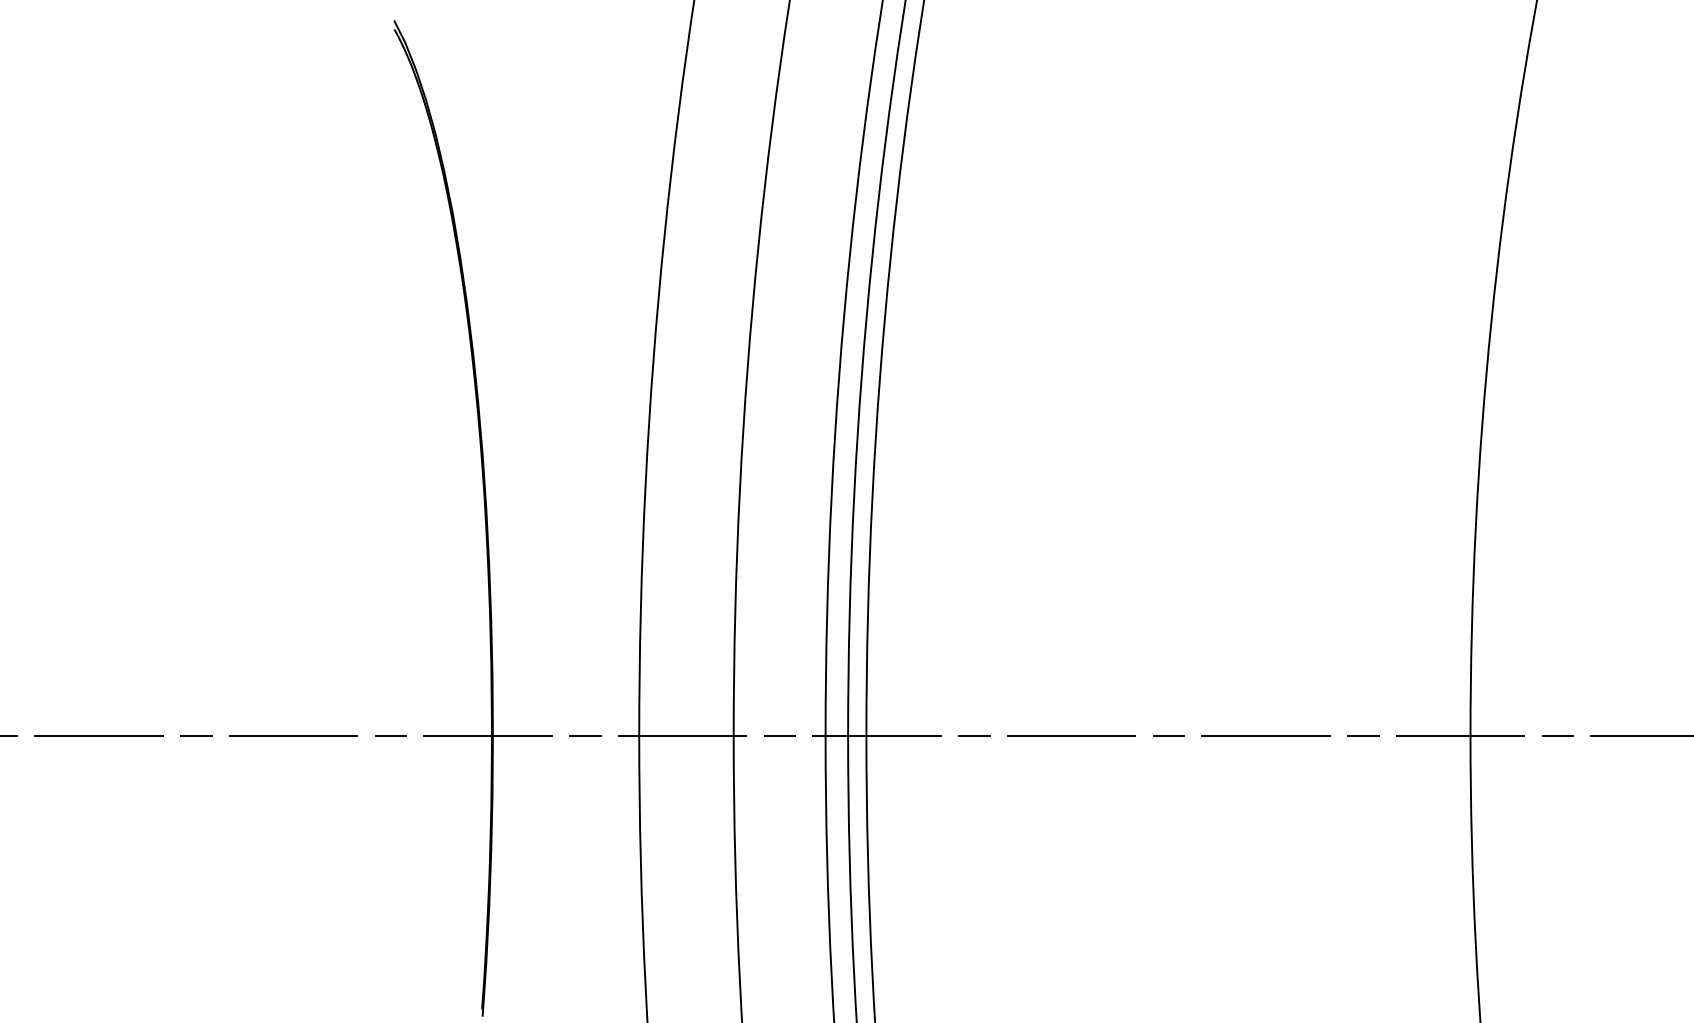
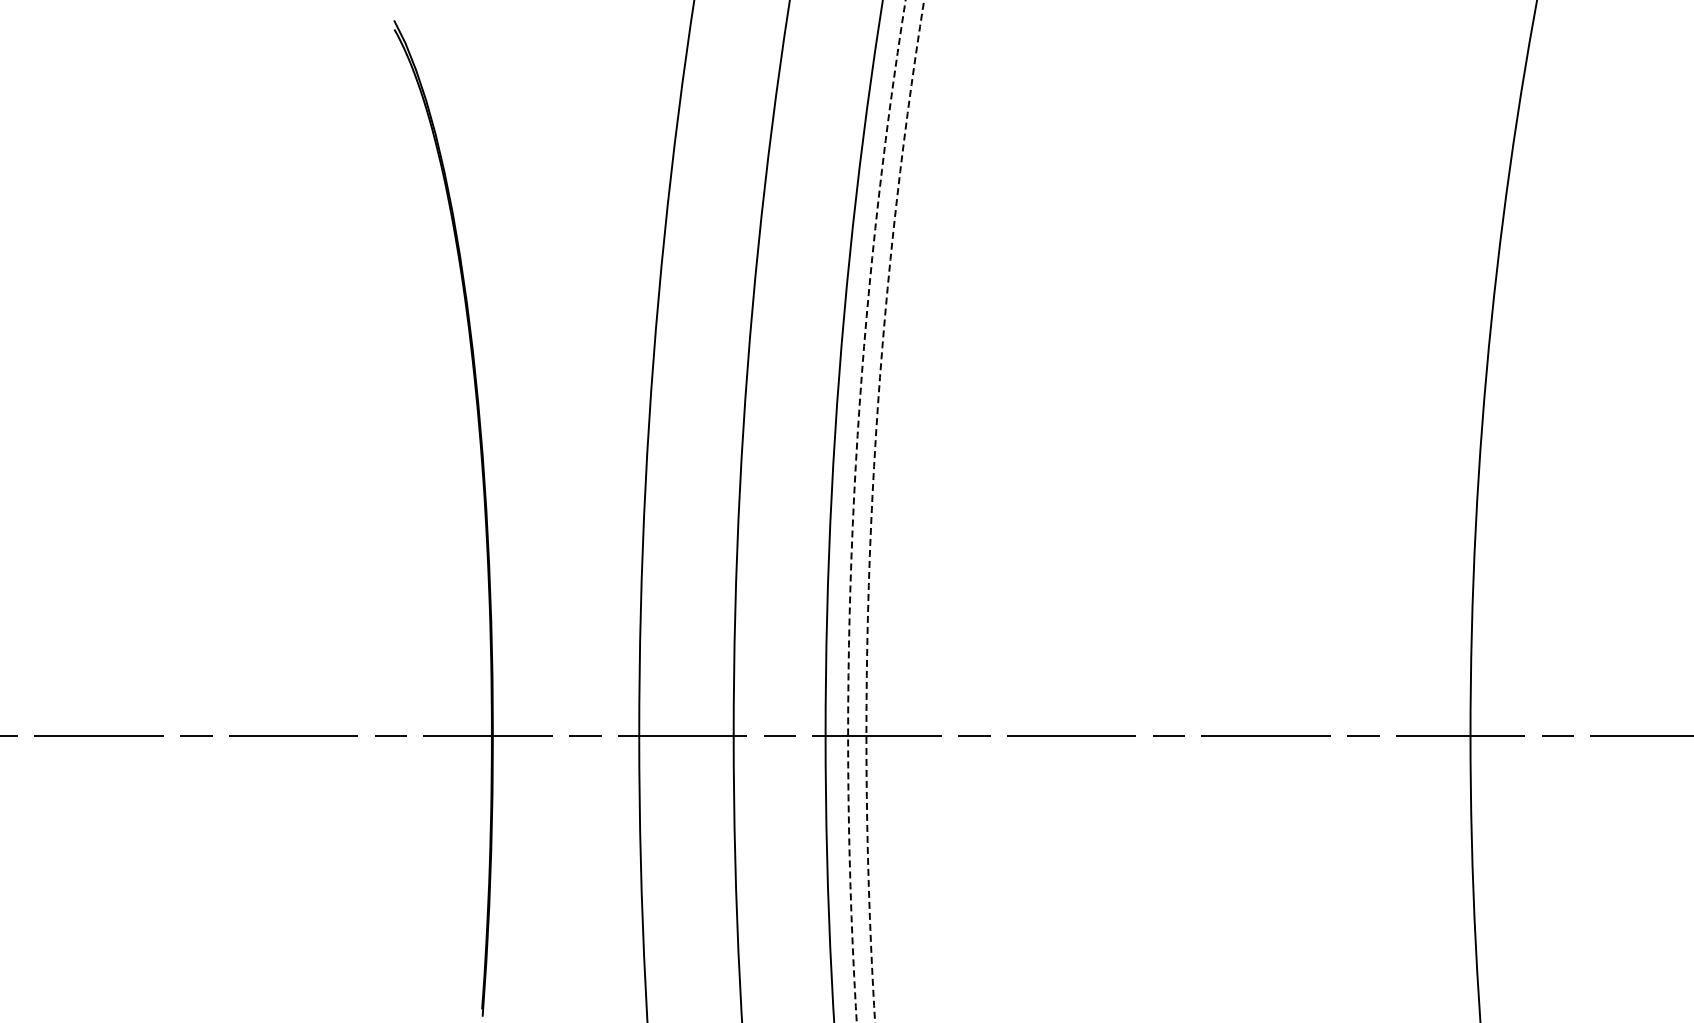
circle: solid -> dashed (876, 511)
circle: solid -> dashed (895, 511)
